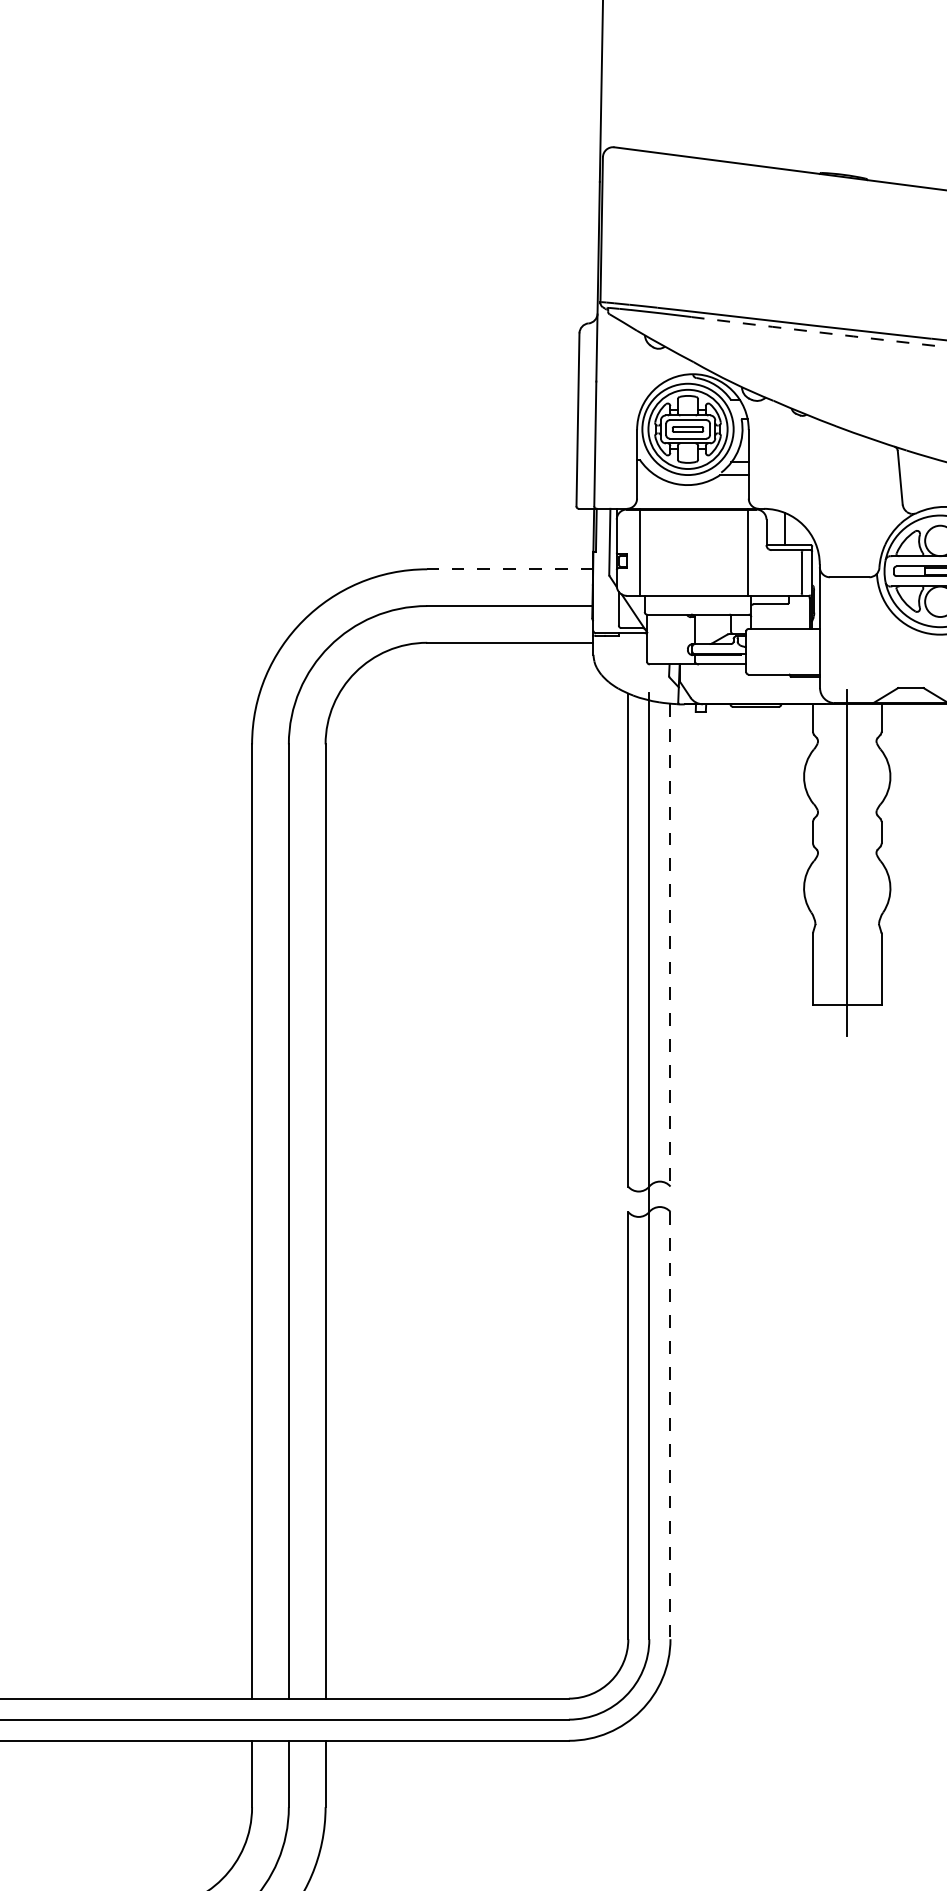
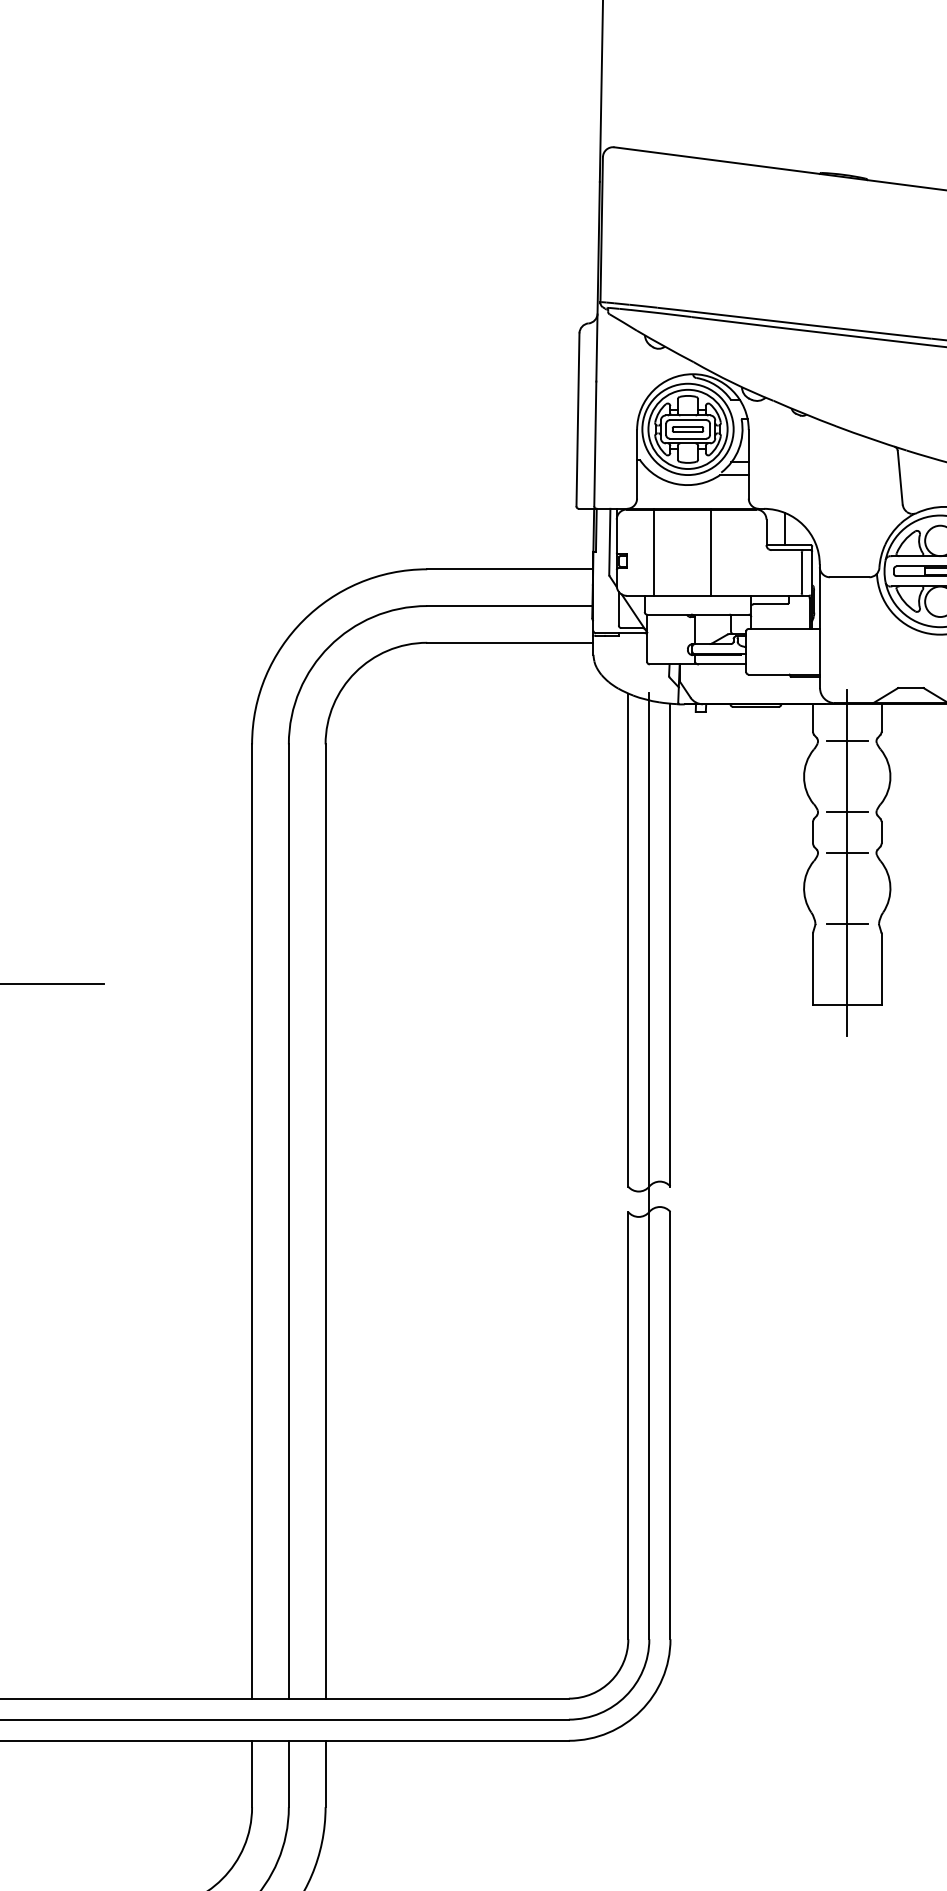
arc: dashed -> solid (820, 332)
line position: (640, 551) -> (654, 551) (654, 551)
line position: (747, 551) -> (710, 551) (710, 551)
line: dashed -> solid (509, 569)
line: none -> present (847, 741)
line: none -> present (847, 812)
line: none -> present (847, 852)
line: none -> present (847, 924)
line: dashed -> solid (670, 945)
line: none -> present (53, 983)
line: dashed -> solid (670, 1425)
